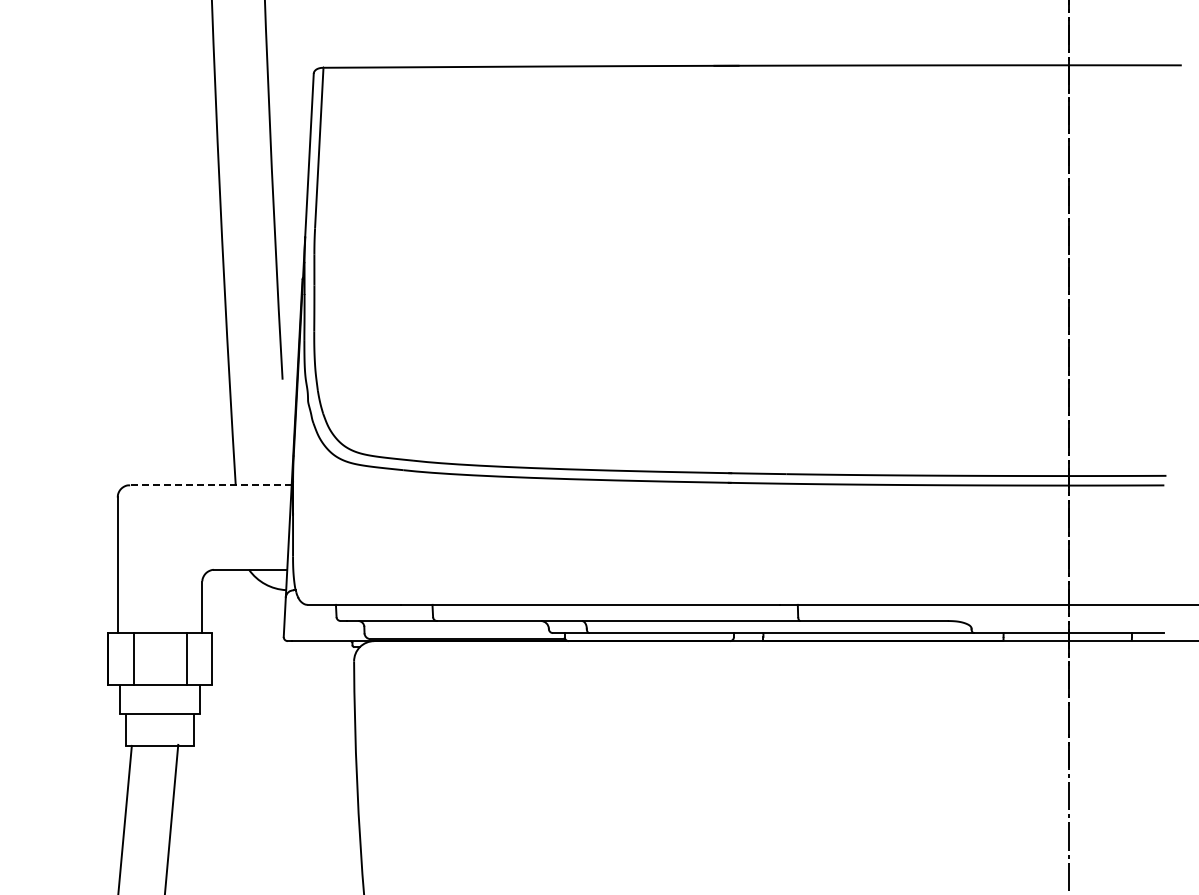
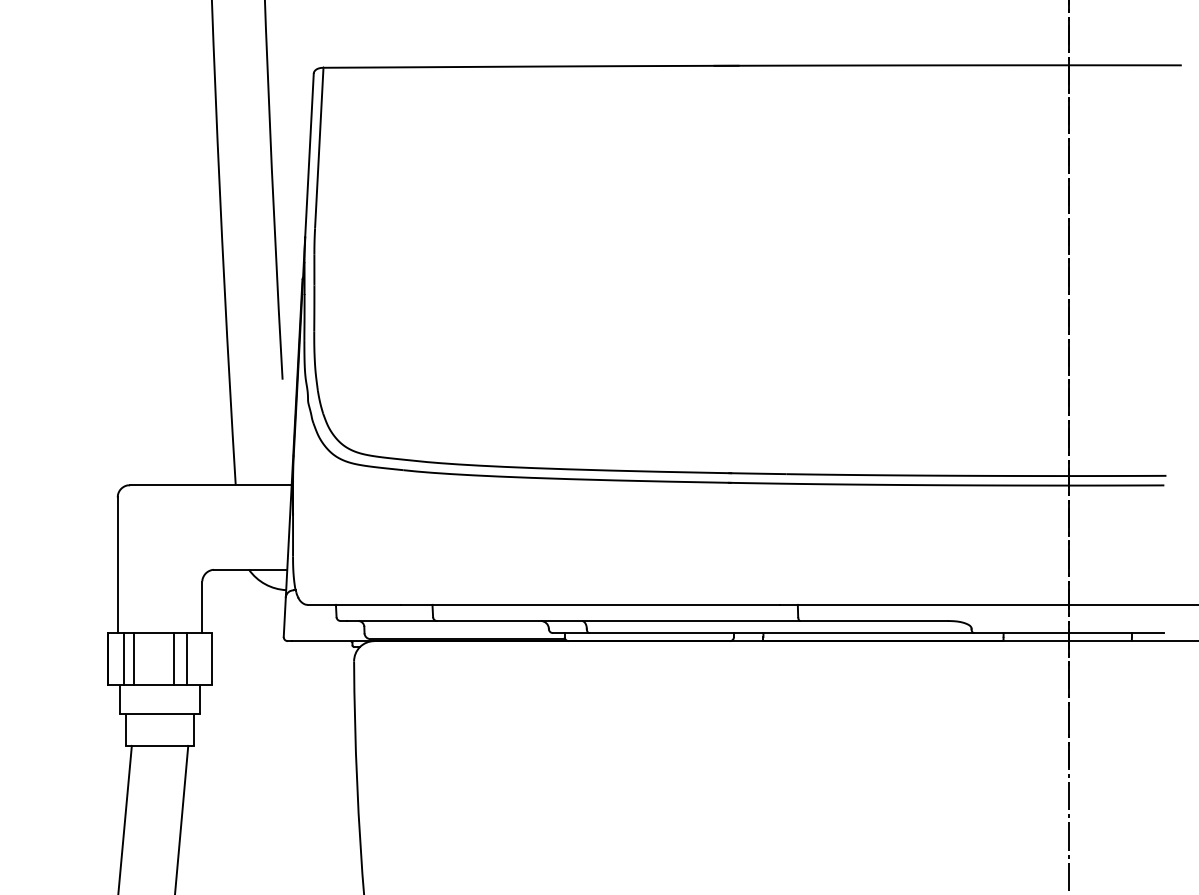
line: dashed -> solid (210, 485)
line: none -> present (123, 659)
line: none -> present (174, 659)
line position: (171, 817) -> (181, 818) (181, 818)
